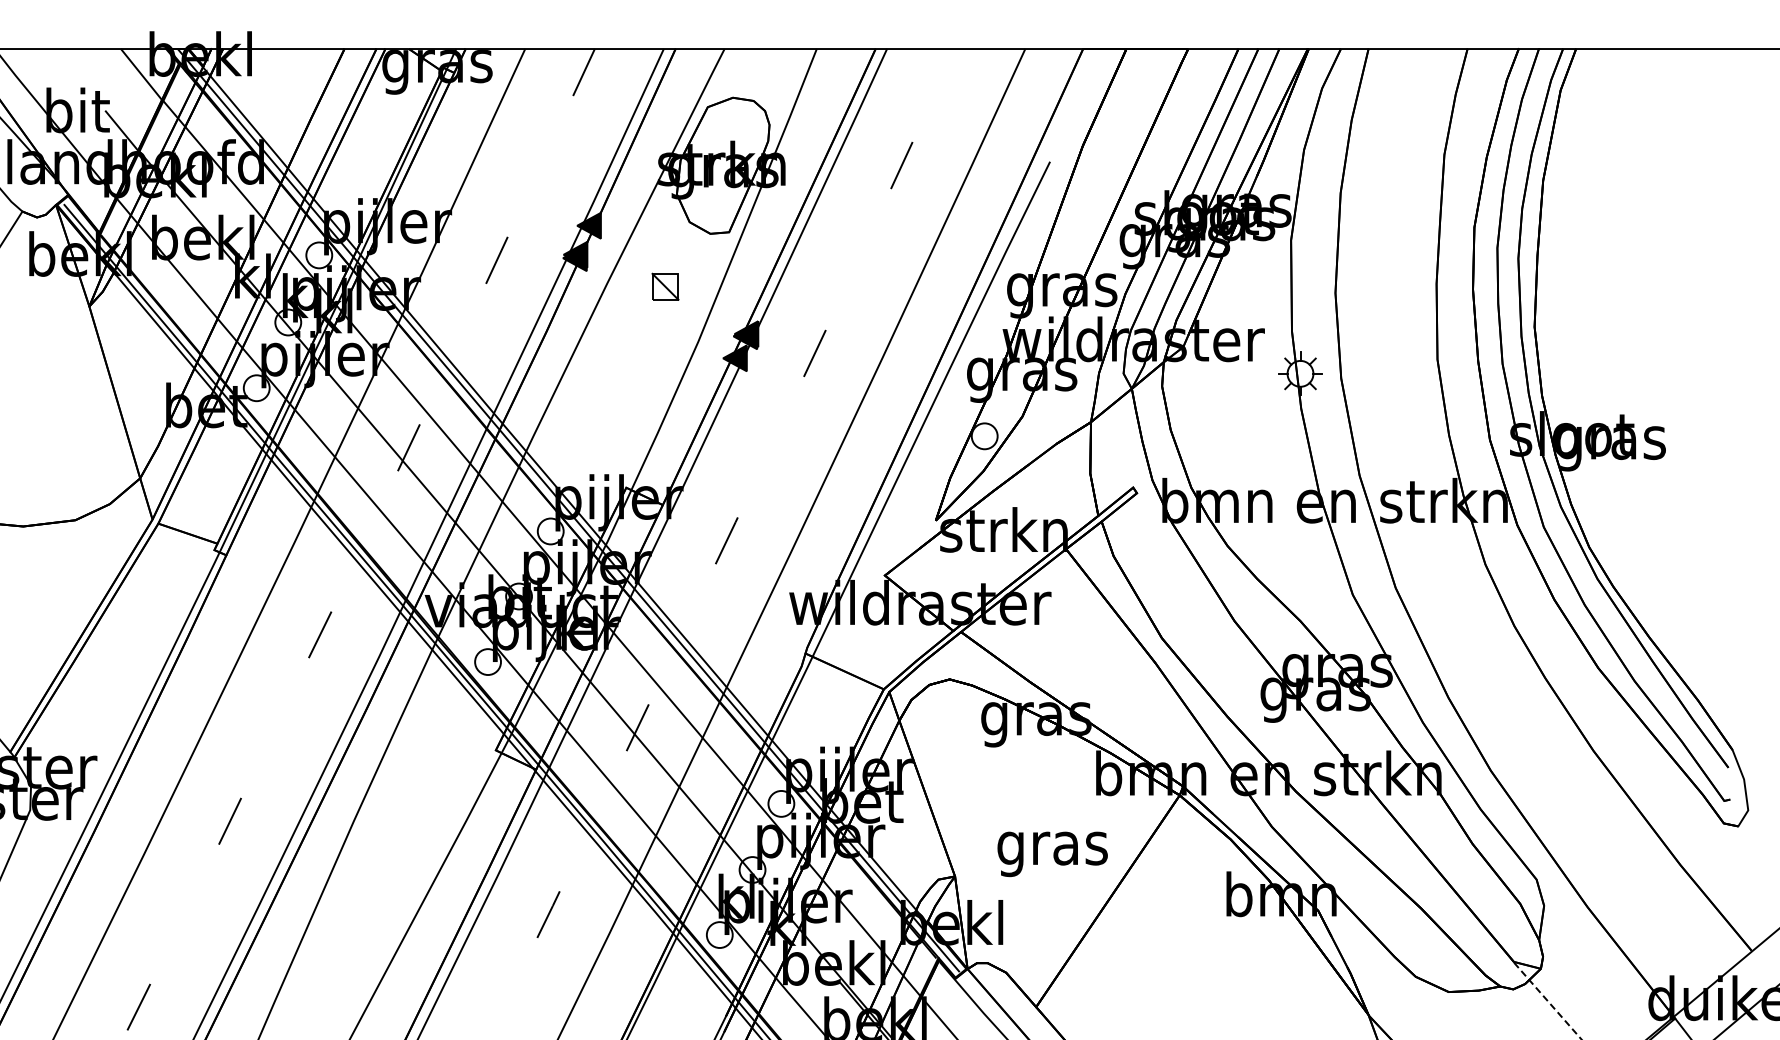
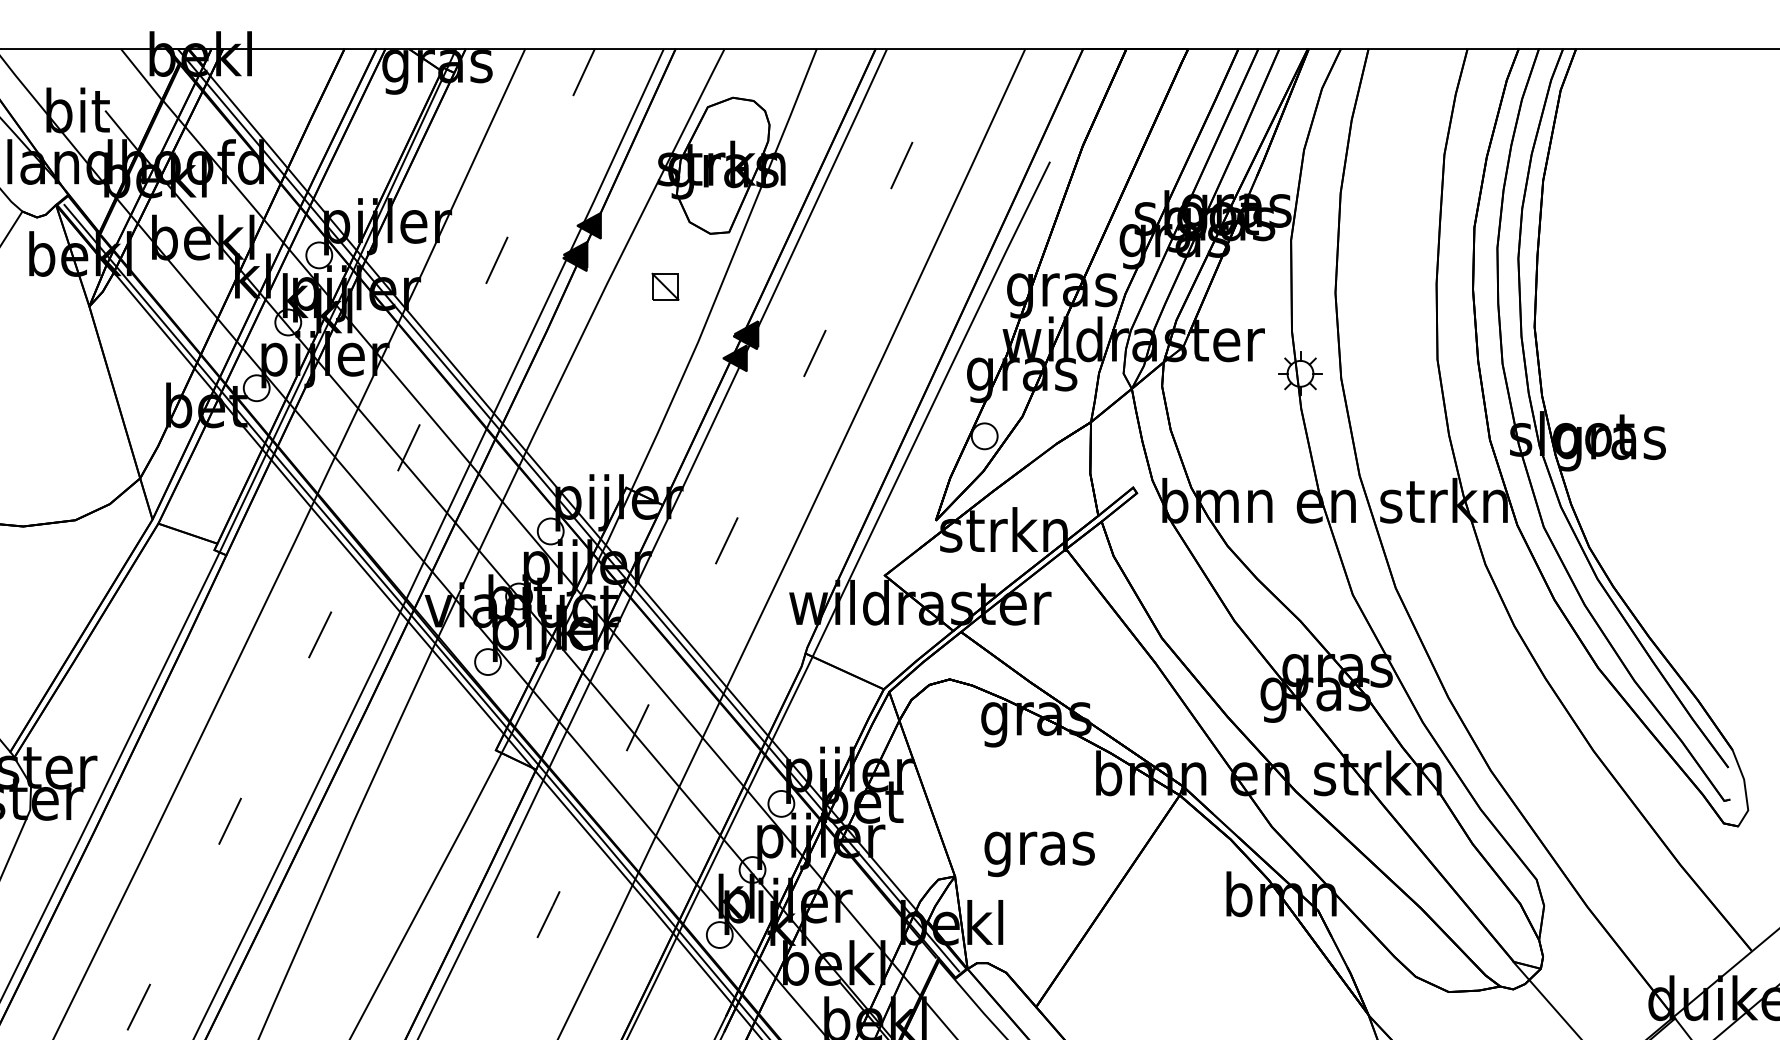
text position: (1052, 854) -> (1039, 854) (1039, 854)
line: dashed -> solid (1547, 1000)
